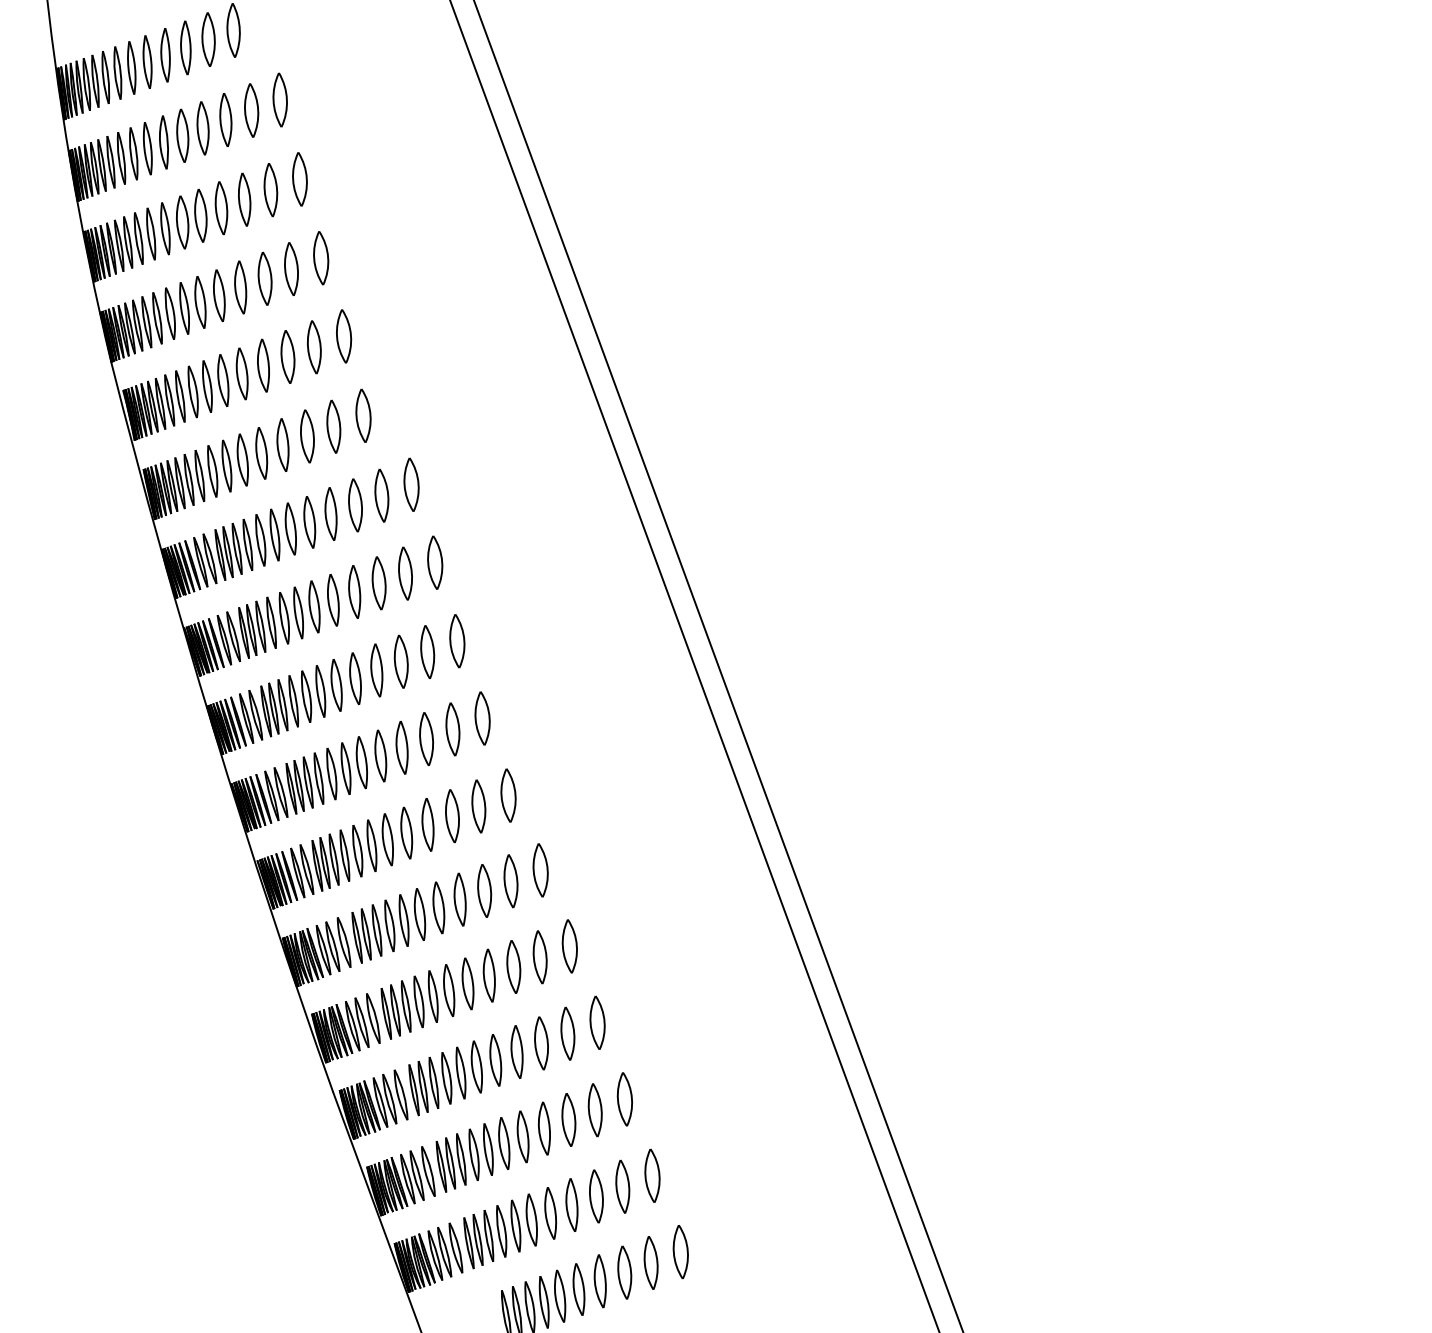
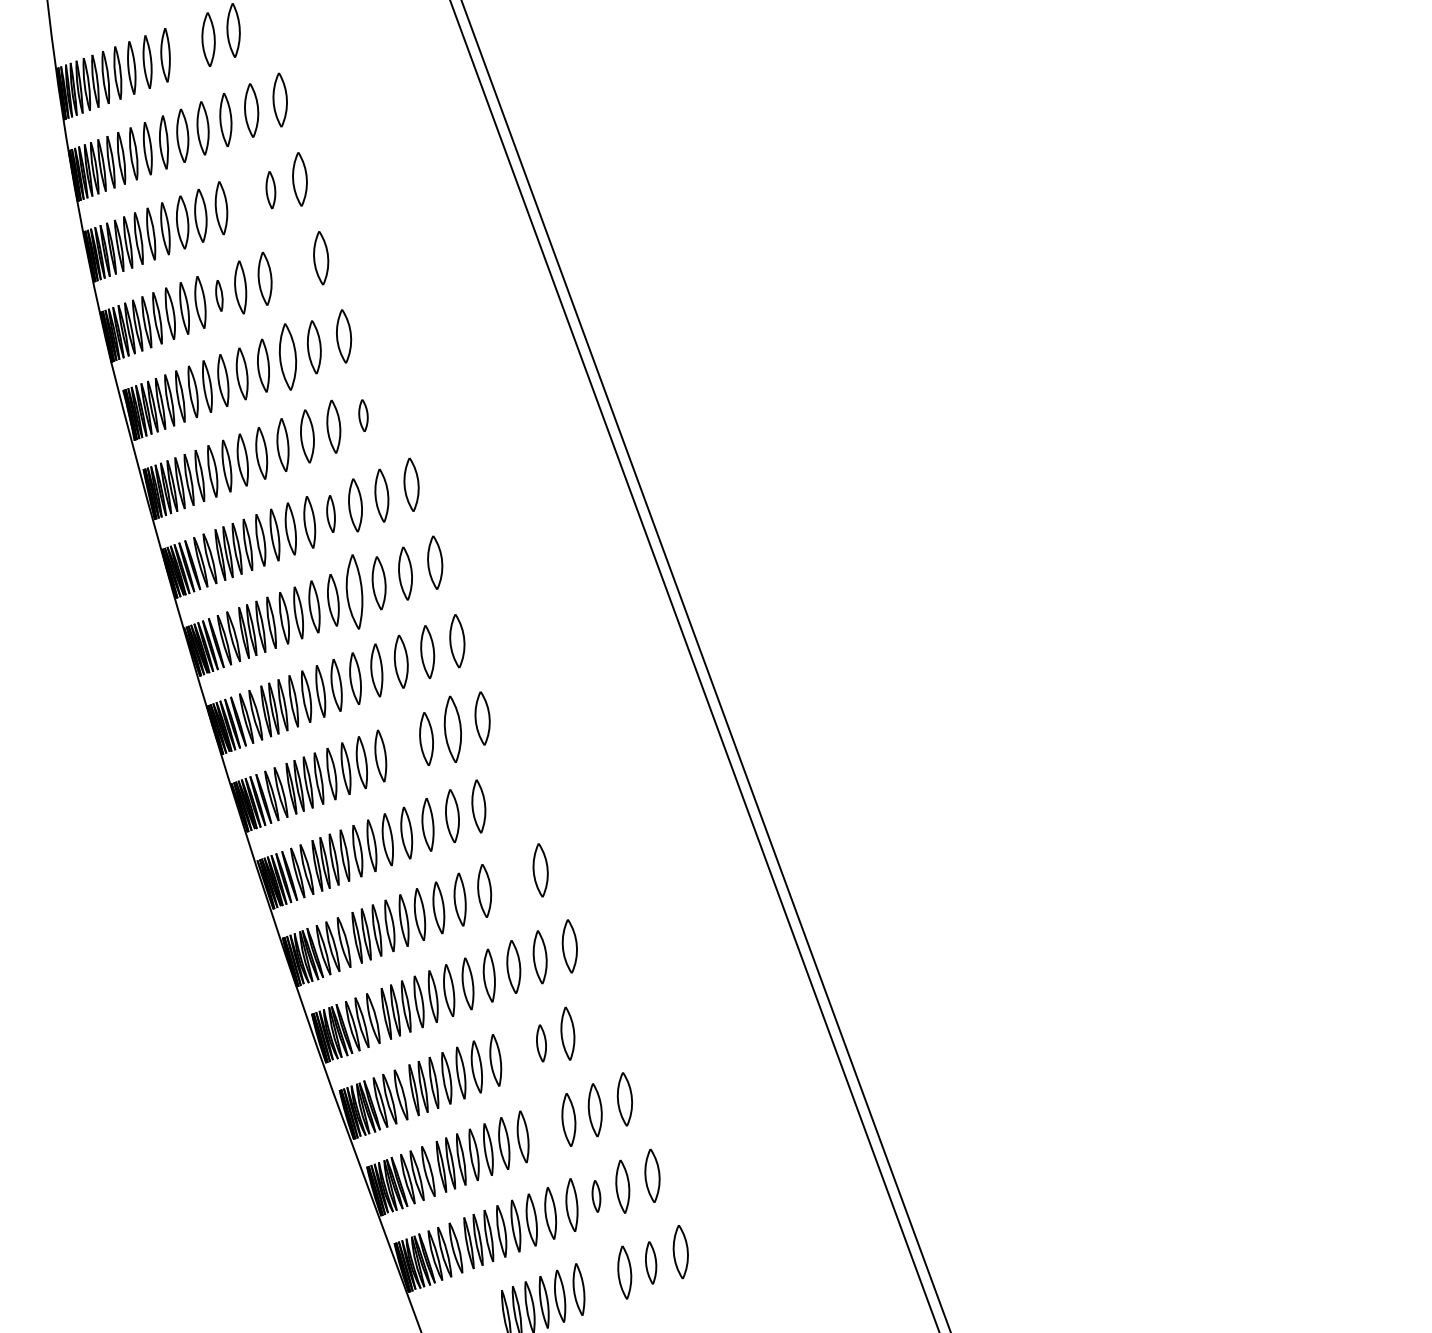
part: present -> none (185, 47)
part size: 16x55 px -> 12x39 px (270, 190)
part: present -> none (244, 199)
part: present -> none (291, 268)
part size: 13x54 px -> 9x32 px (219, 295)
part size: 16x54 px -> 20x68 px (287, 356)
part size: 17x55 px -> 11x33 px (363, 415)
part size: 14x54 px -> 10x38 px (330, 513)
part size: 14x54 px -> 19x76 px (354, 591)
line position: (718, 665) -> (705, 665) (705, 665)
part size: 16x55 px -> 19x68 px (452, 728)
part: present -> none (401, 747)
part: present -> none (508, 795)
part: present -> none (510, 881)
part: present -> none (597, 1022)
part size: 15x55 px -> 11x39 px (541, 1043)
part: present -> none (516, 1051)
part: present -> none (543, 1128)
part size: 15x55 px -> 11x33 px (596, 1196)
part size: 16x54 px -> 13x44 px (651, 1262)
part: present -> none (599, 1281)
